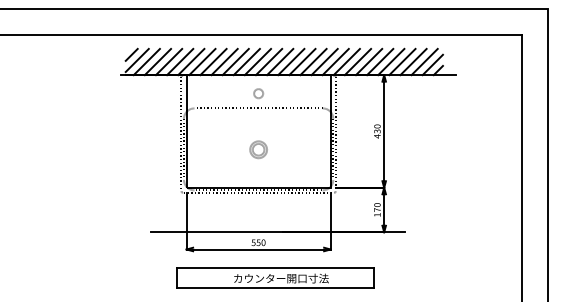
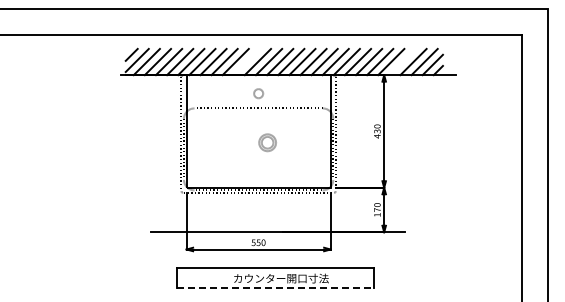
line: present -> none (246, 61)
line: present -> none (402, 61)
part position: (258, 149) -> (267, 142) (267, 142)
line: solid -> dashed (276, 287)
